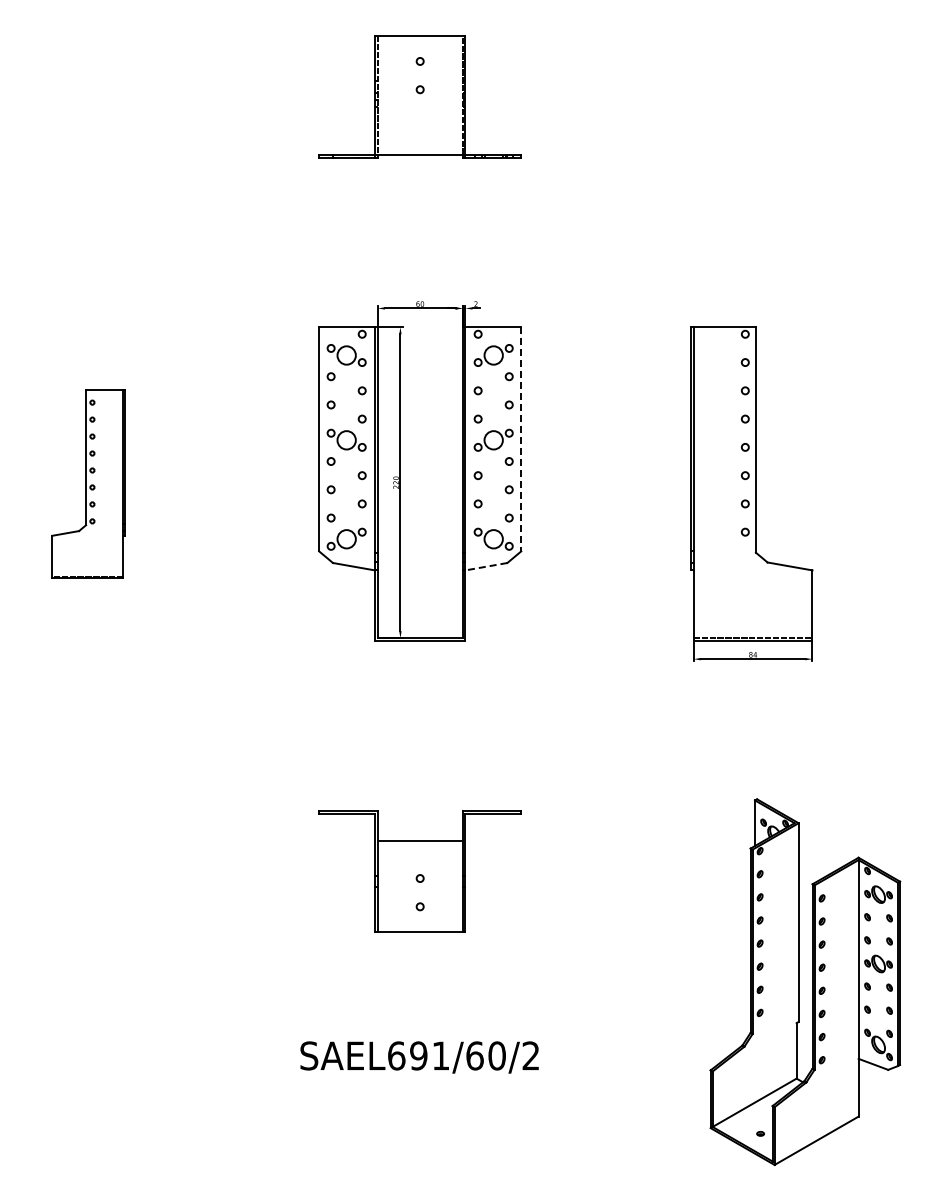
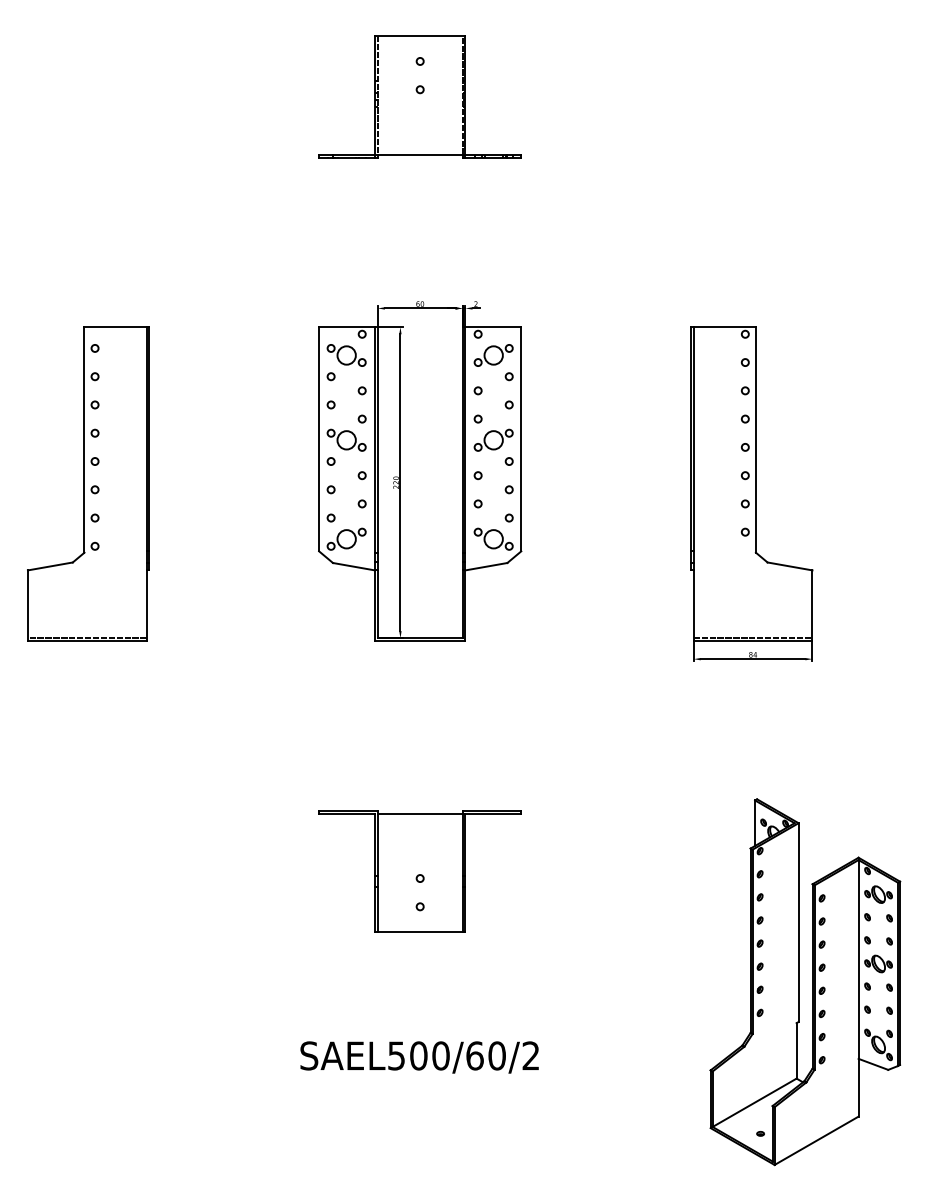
line: dashed -> solid (521, 439)
part size: 75x190 px -> 123x316 px (88, 483)
line: dashed -> solid (485, 566)
line position: (419, 840) -> (419, 813) (419, 813)
text: SAEL691/60/2 -> SAEL500/60/2 (418, 1055)
